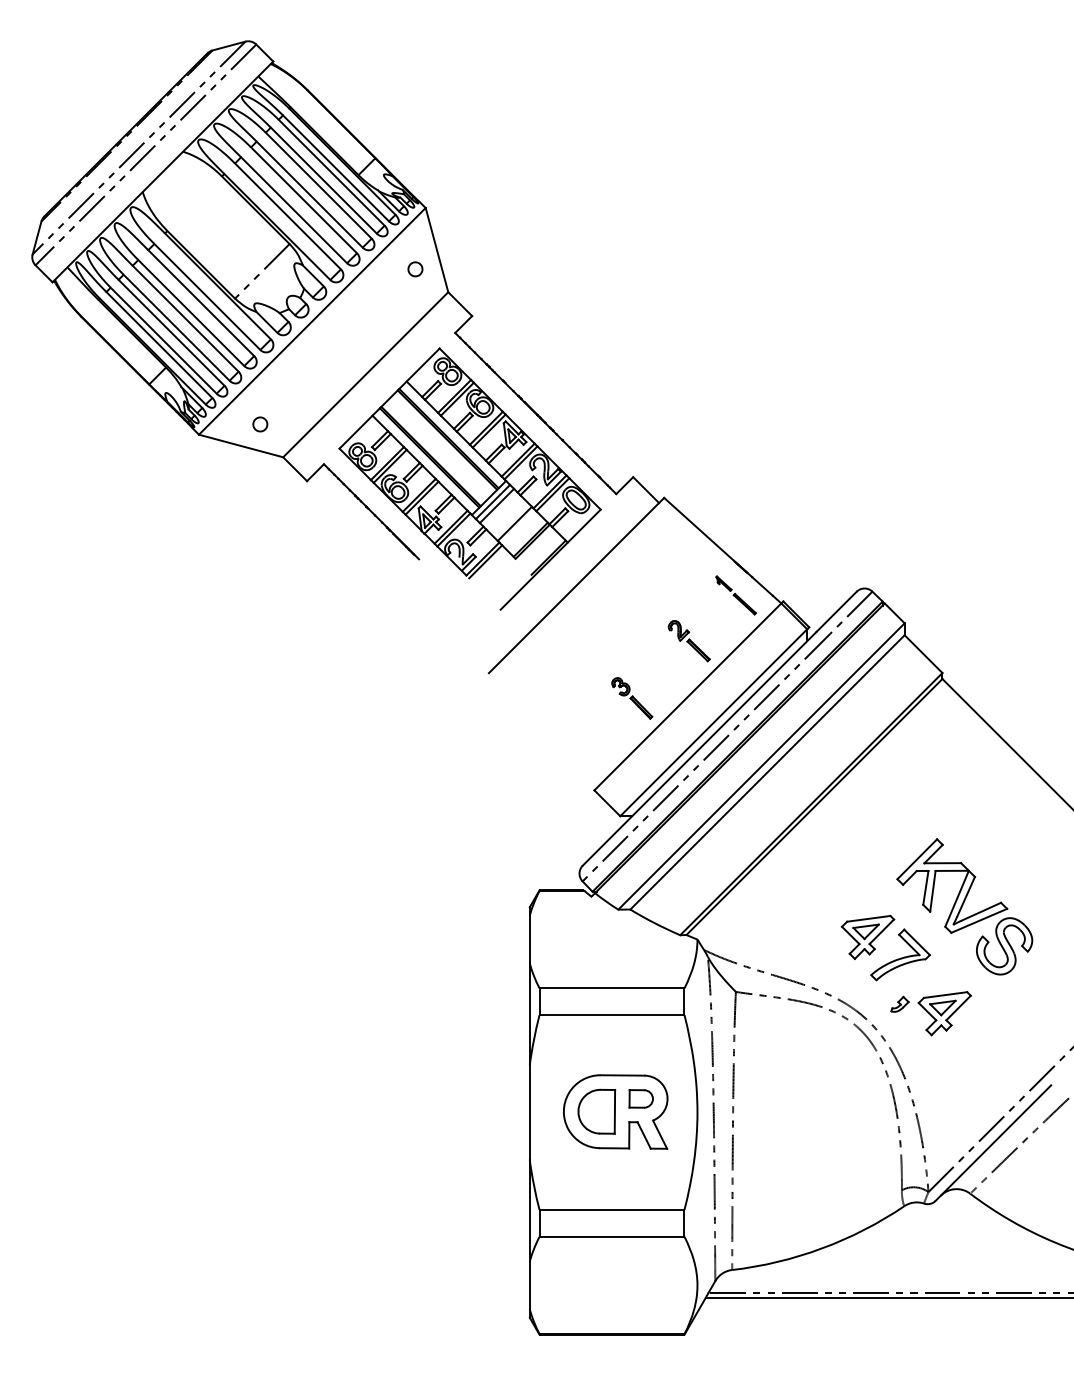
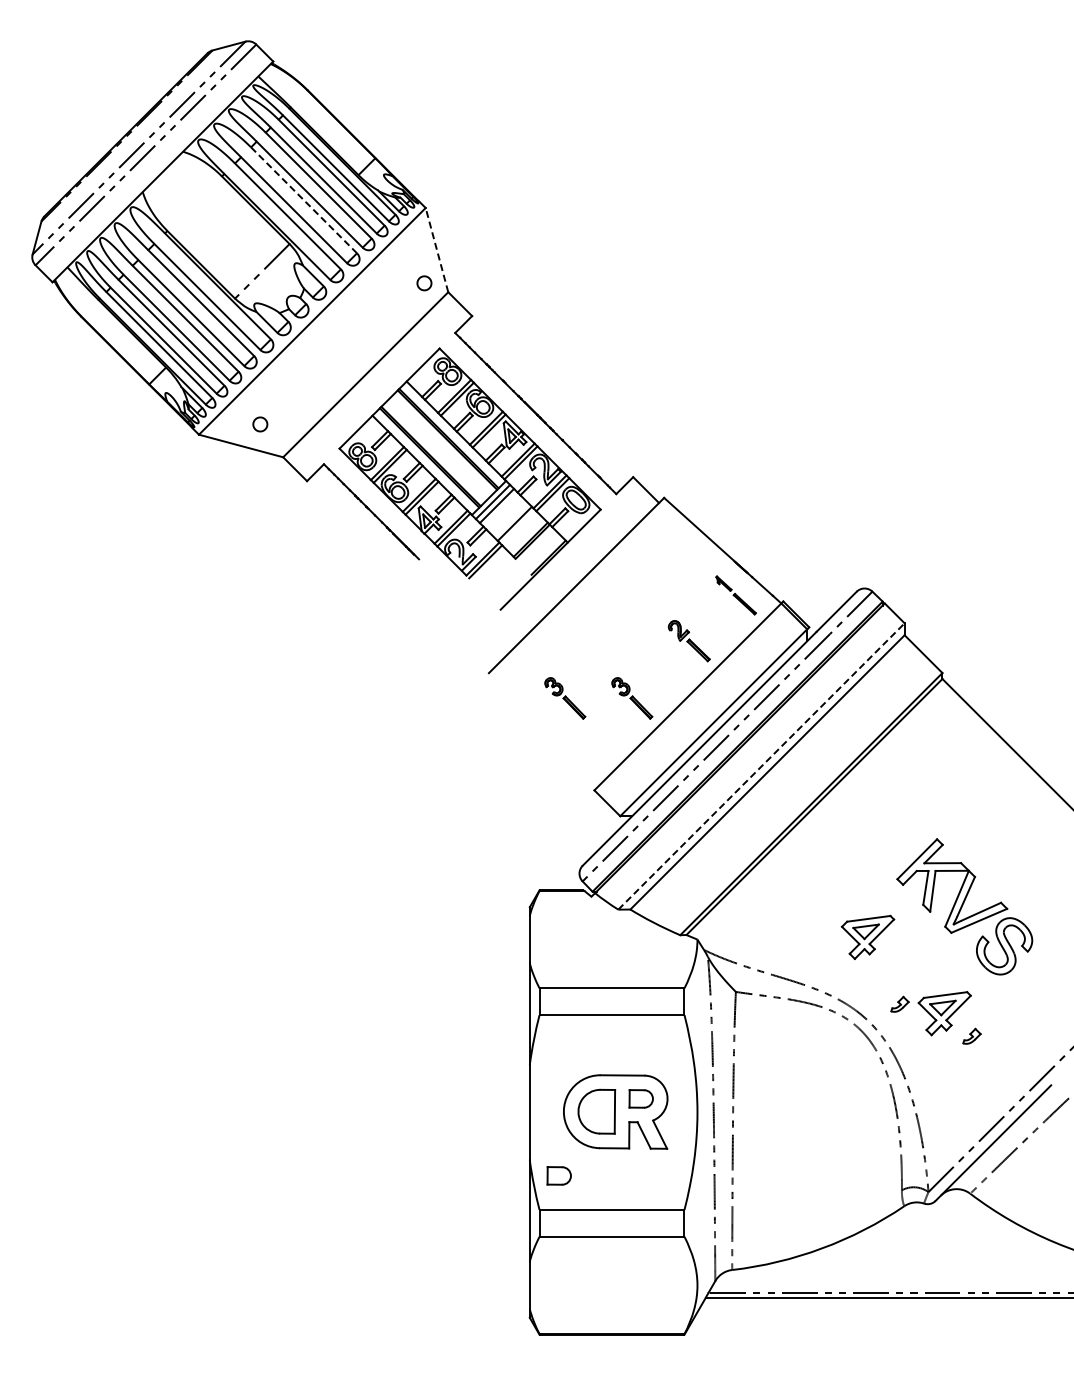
line: solid -> dashed (304, 200)
line: solid -> dashed (436, 250)
part position: (415, 269) -> (424, 283) (424, 283)
part: none -> present (565, 698)
line: solid -> dashed (761, 766)
part: present -> none (900, 954)
part: none -> present (971, 1035)
part: none -> present (558, 1175)
